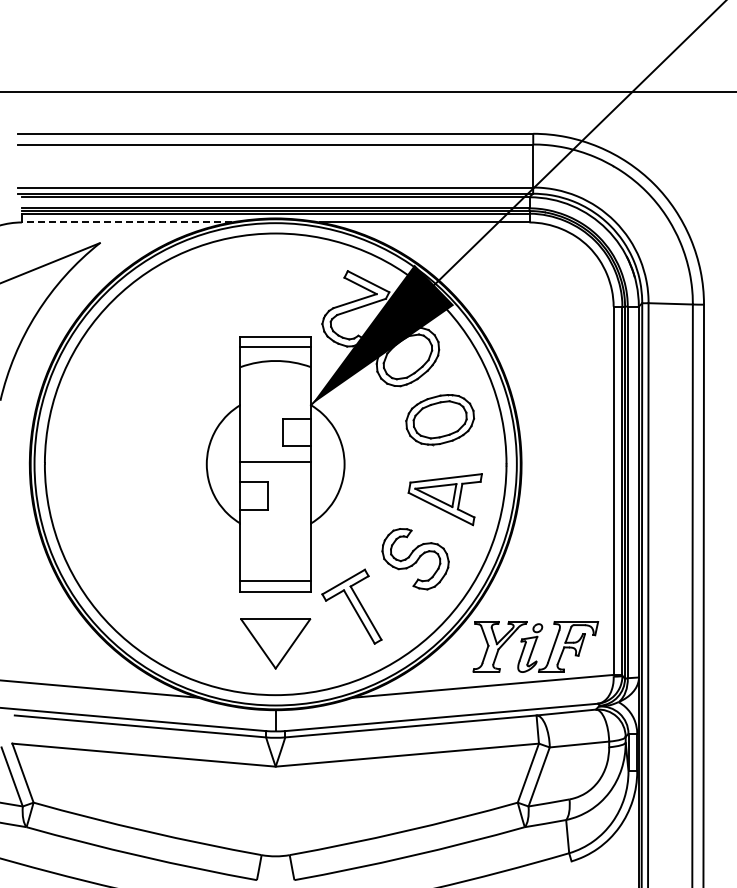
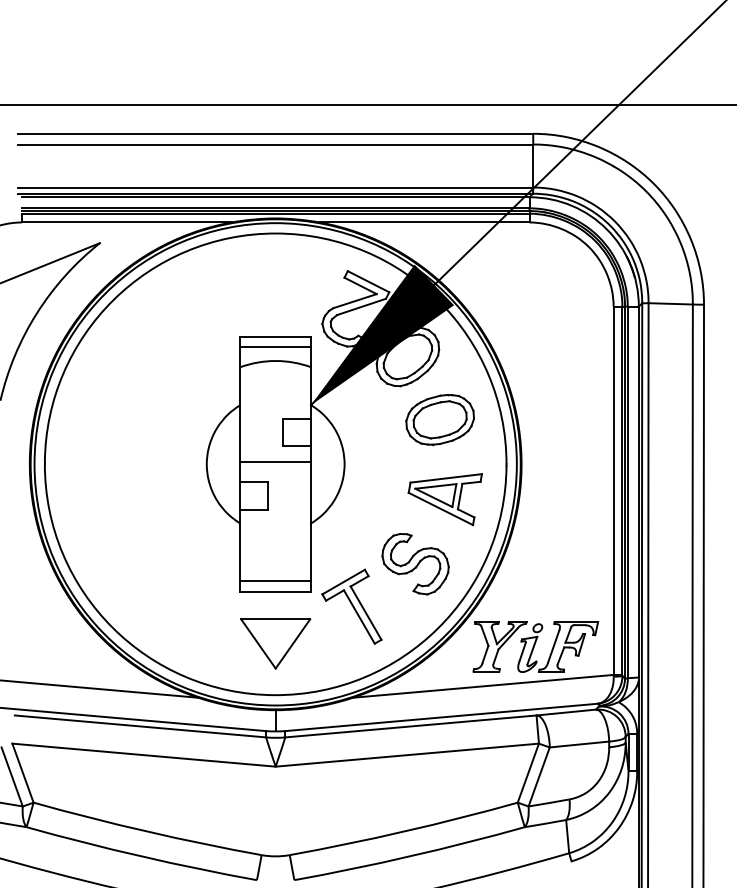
line position: (367, 92) -> (367, 105) (367, 105)
line: dashed -> solid (126, 222)
part position: (415, 559) -> (415, 564) (415, 564)
